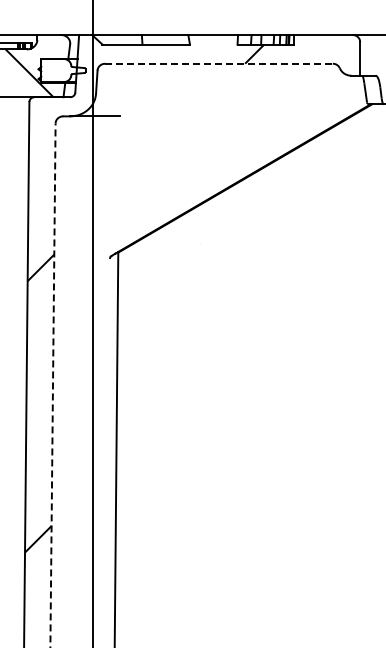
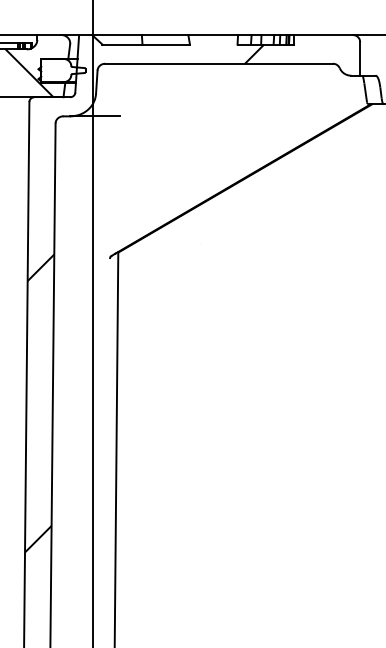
line: dashed -> solid (219, 63)
line: dashed -> solid (53, 385)
